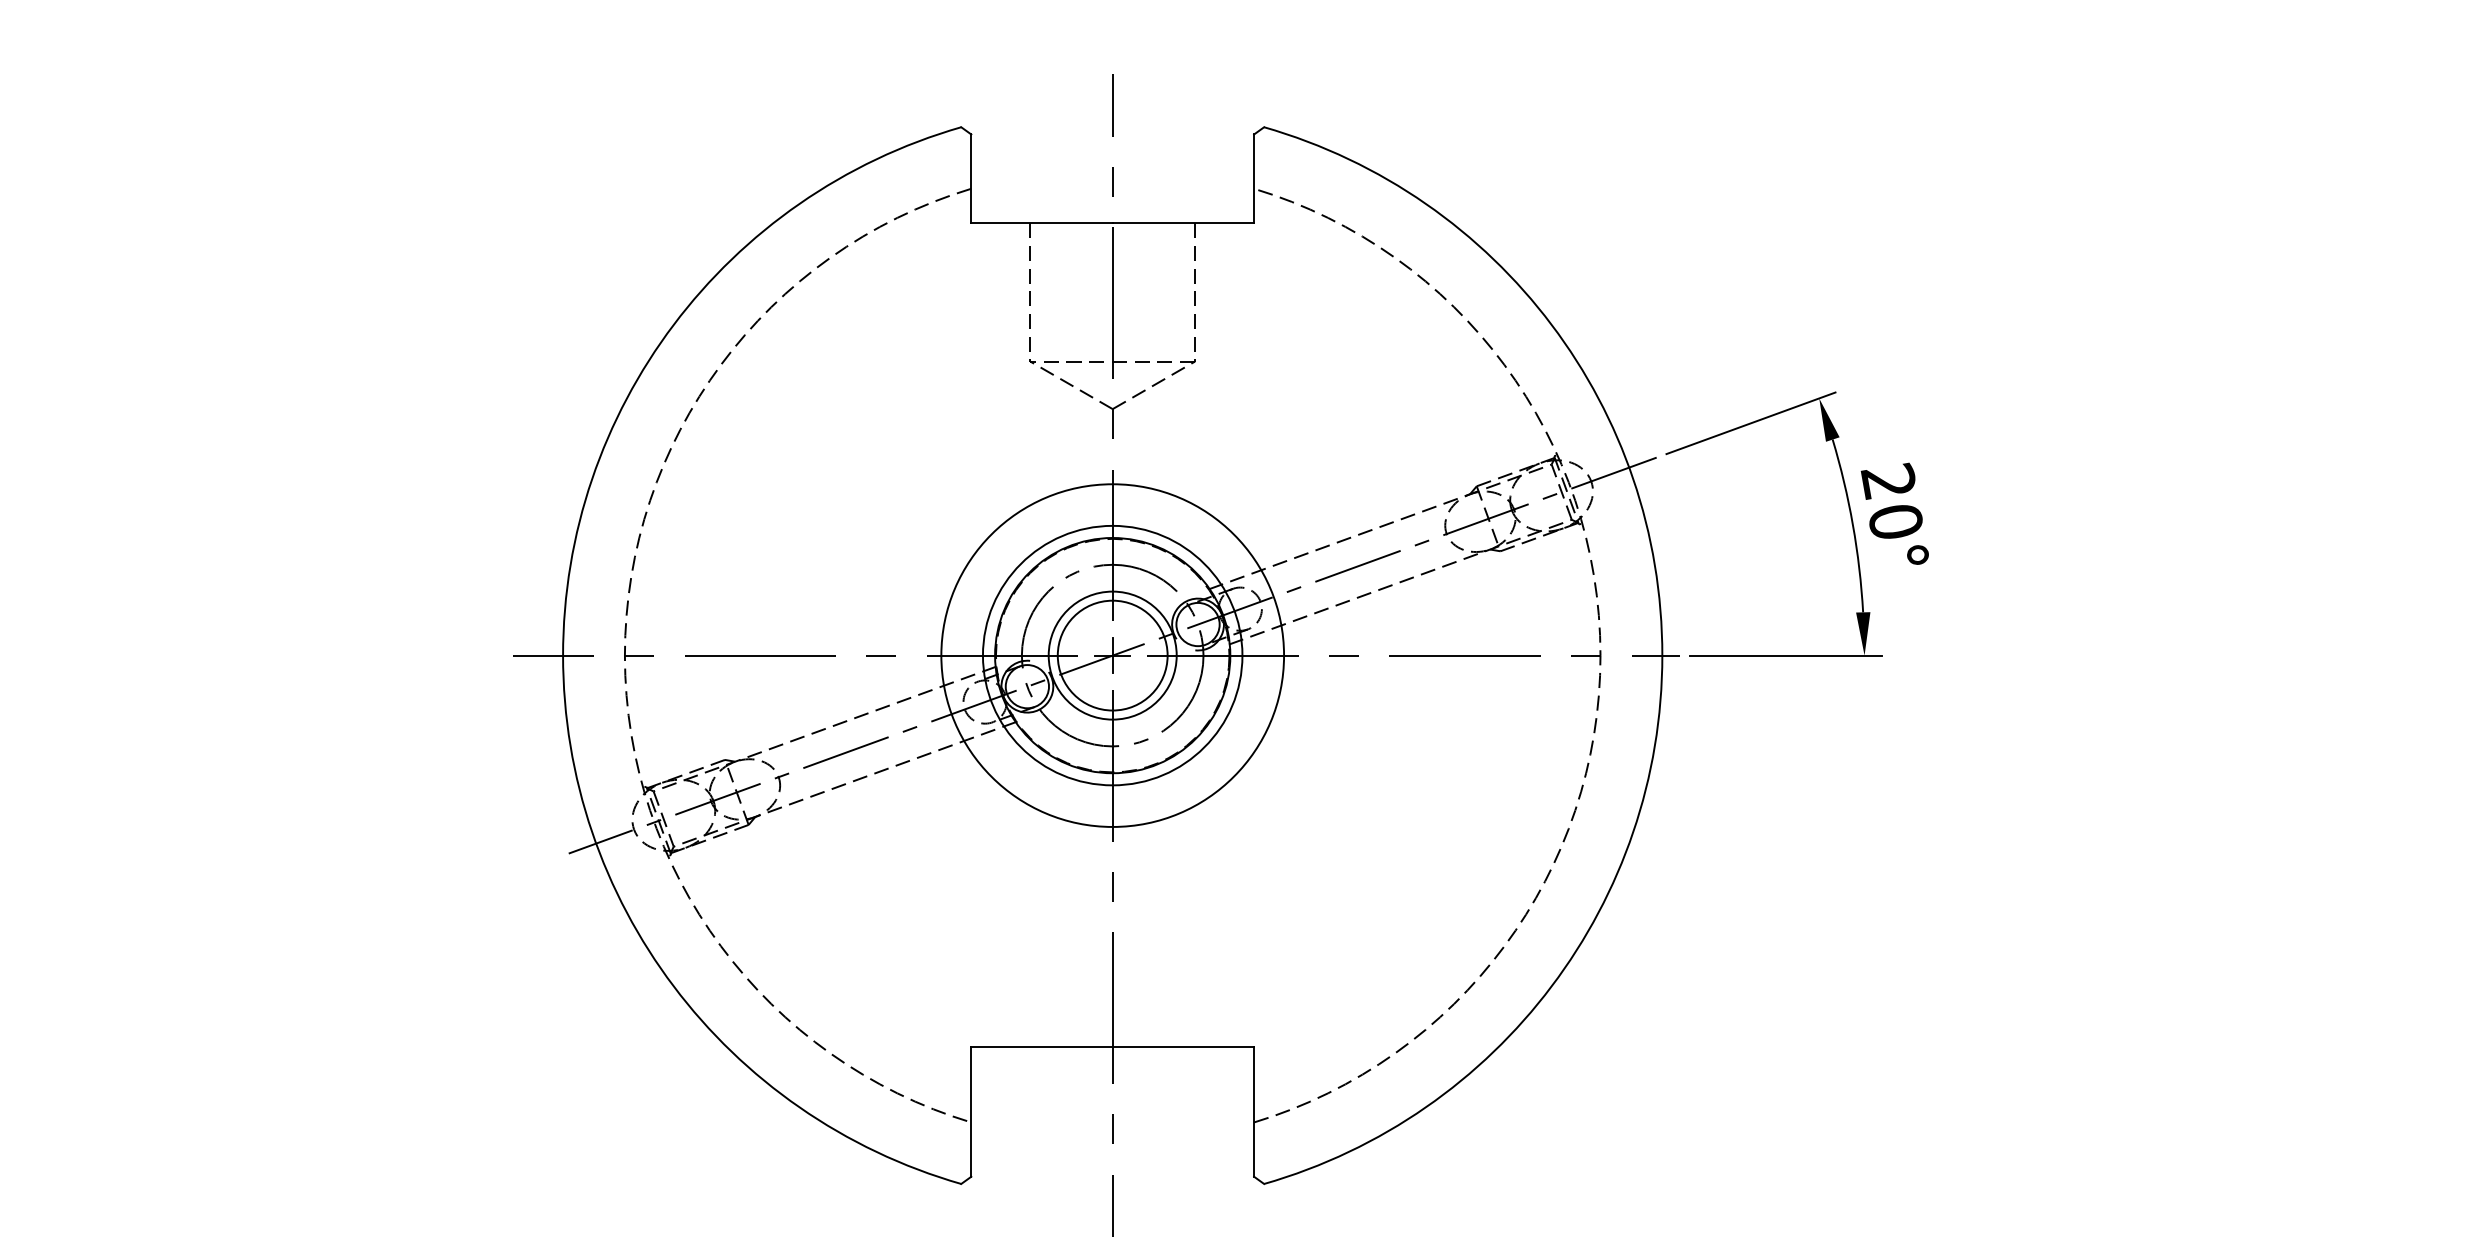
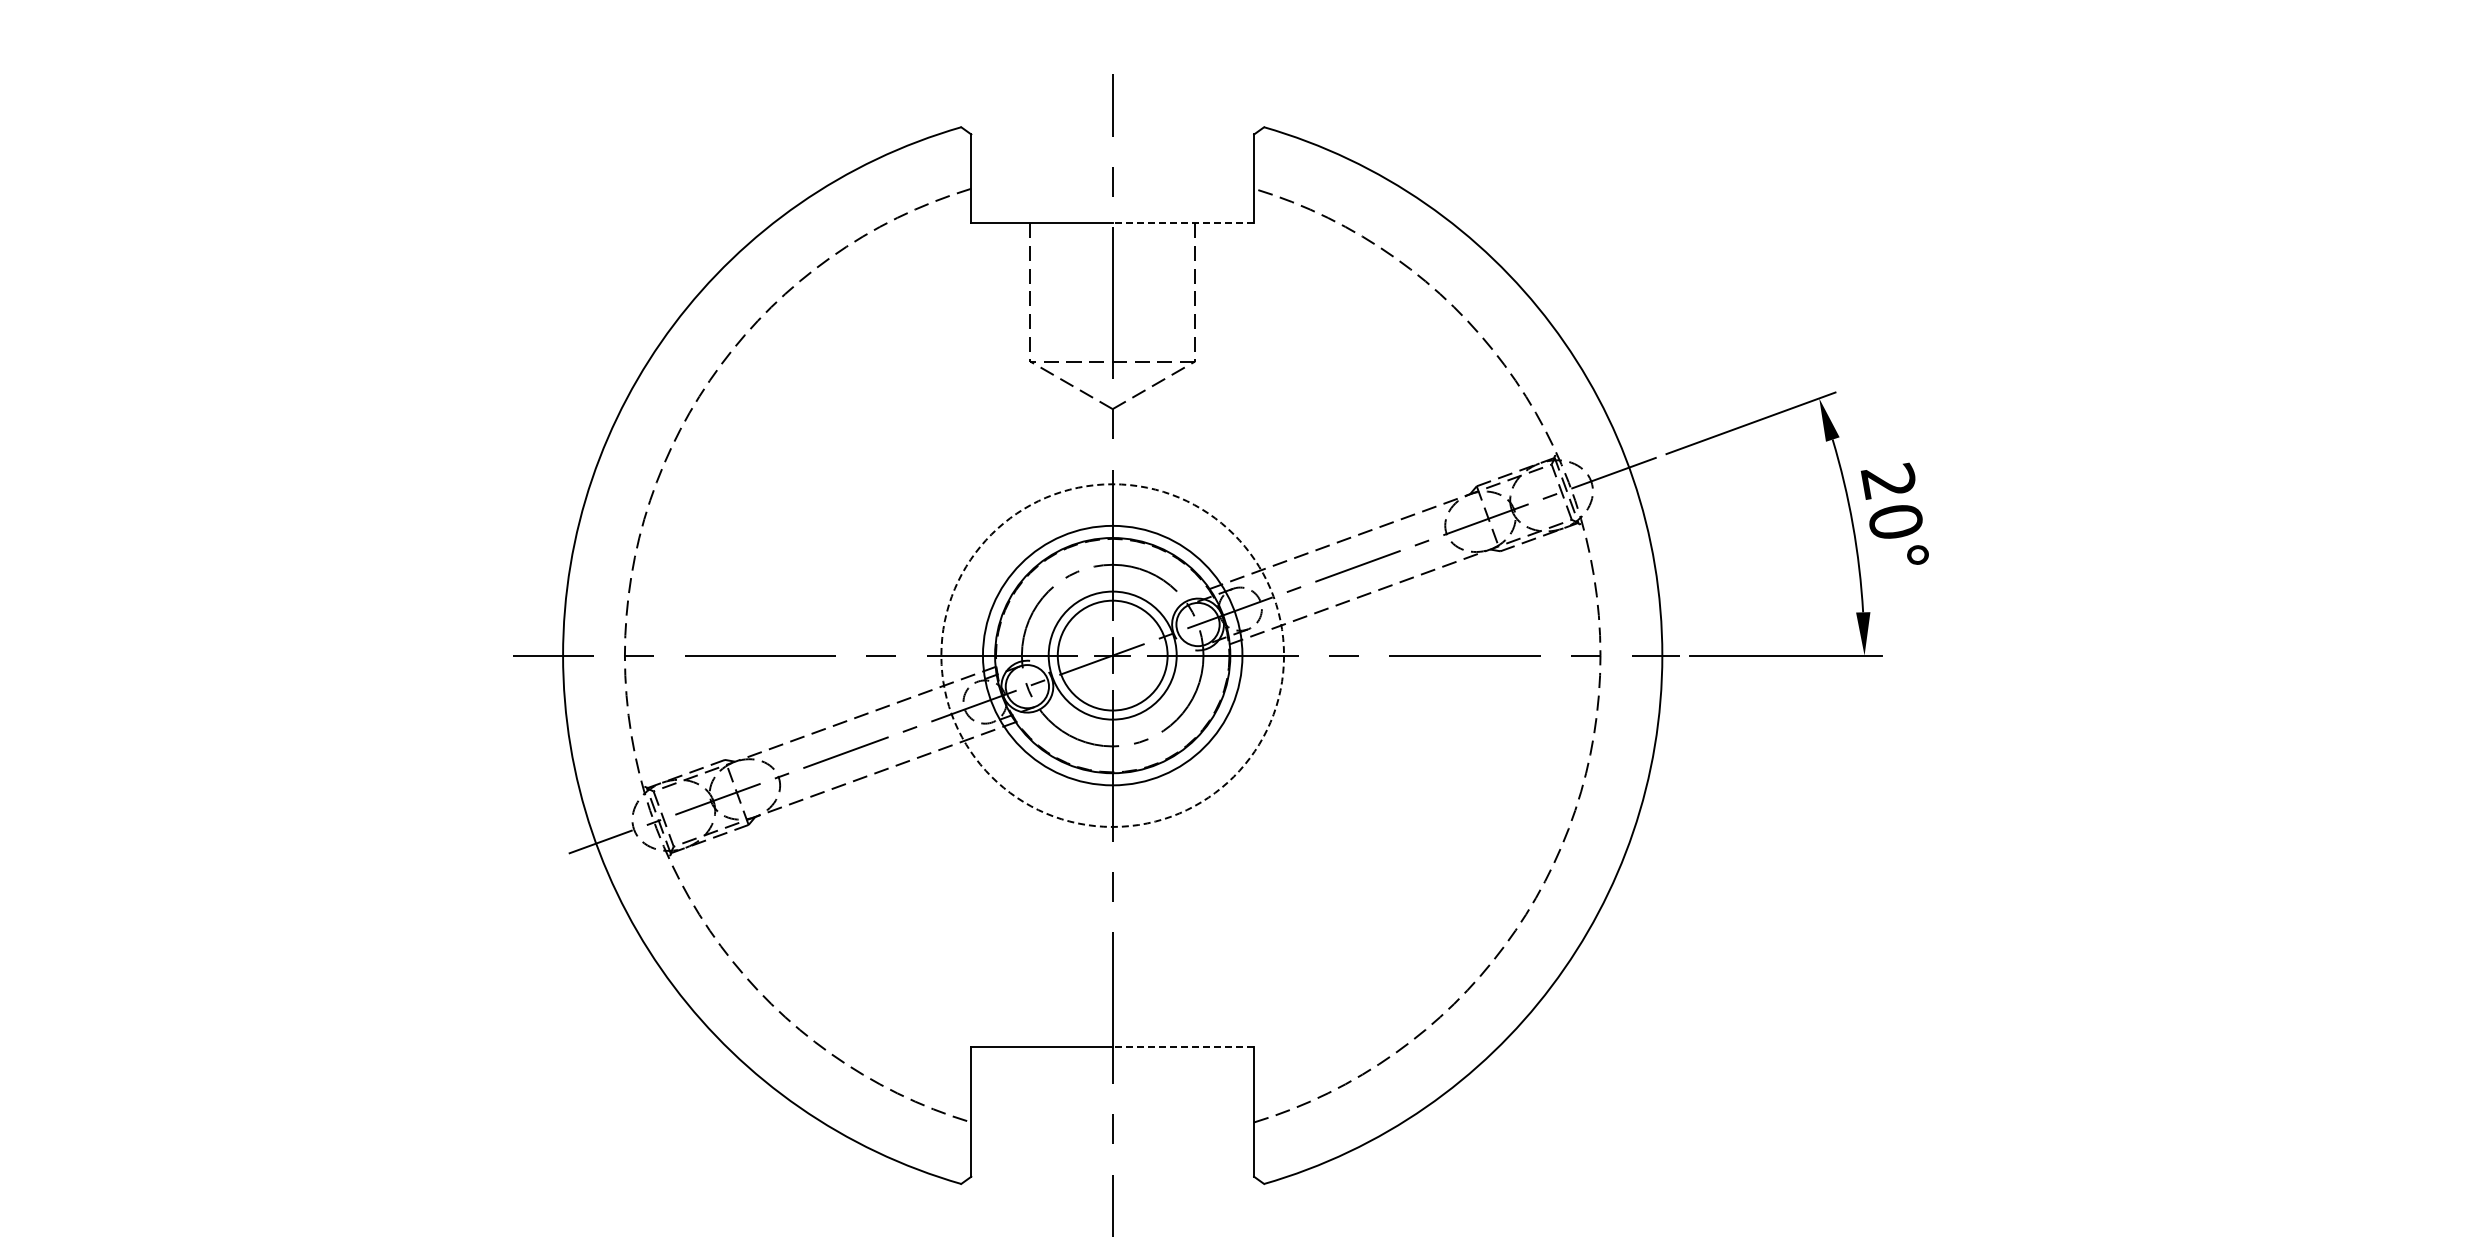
line: solid -> dashed (1183, 223)
circle: solid -> dashed (1112, 655)
line: solid -> dashed (1183, 1046)
